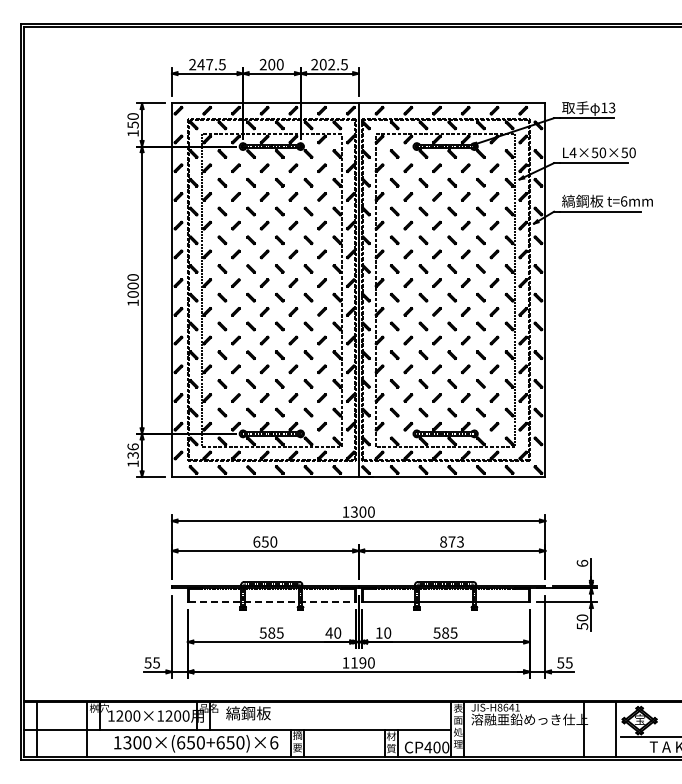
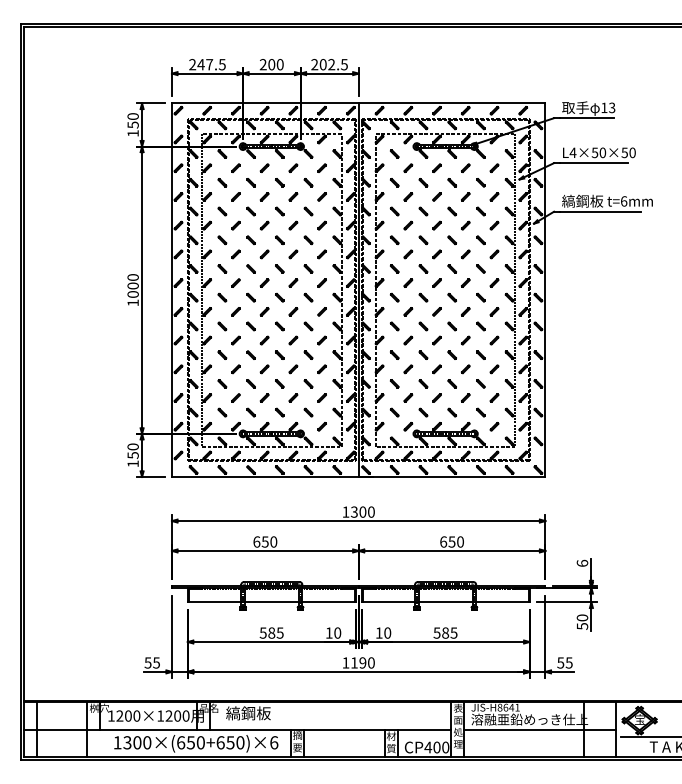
text: 136 -> 150 (132, 450)
text: 873 -> 650 (451, 541)
line: dashed -> solid (271, 602)
text: 40 -> 10 (328, 632)
line: none -> present (539, 729)
